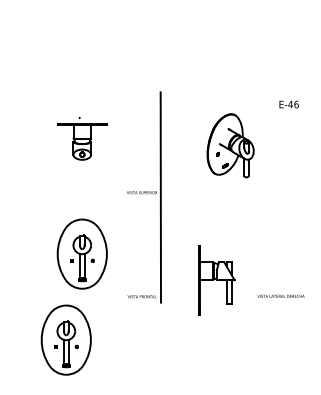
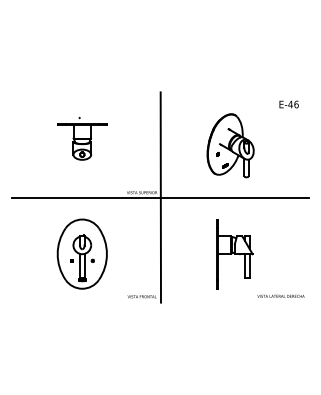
line: none -> present (160, 197)
part position: (216, 280) -> (234, 254) (234, 254)
part: present -> none (65, 339)
